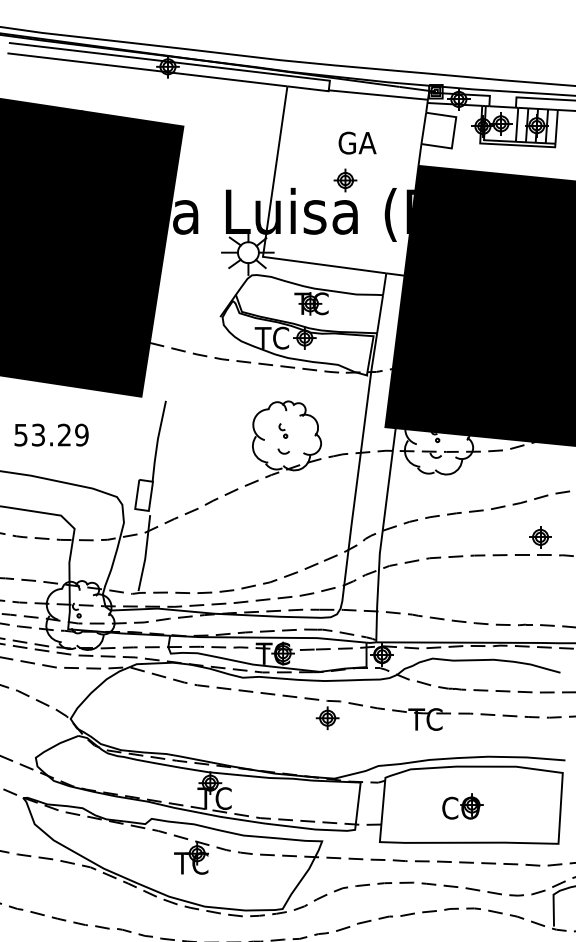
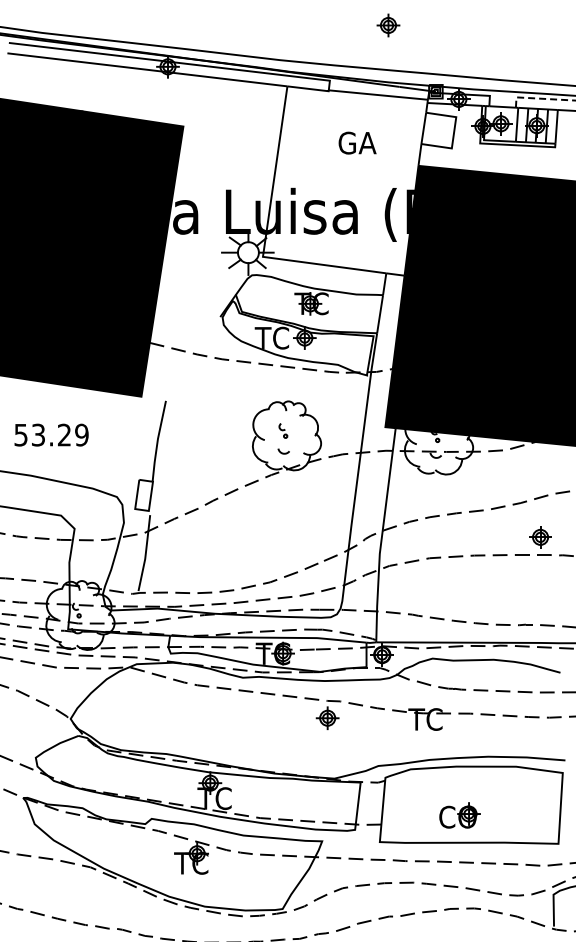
line: solid -> dashed (540, 98)
part position: (345, 180) -> (388, 25) (388, 25)
part position: (462, 806) -> (459, 815) (459, 815)
